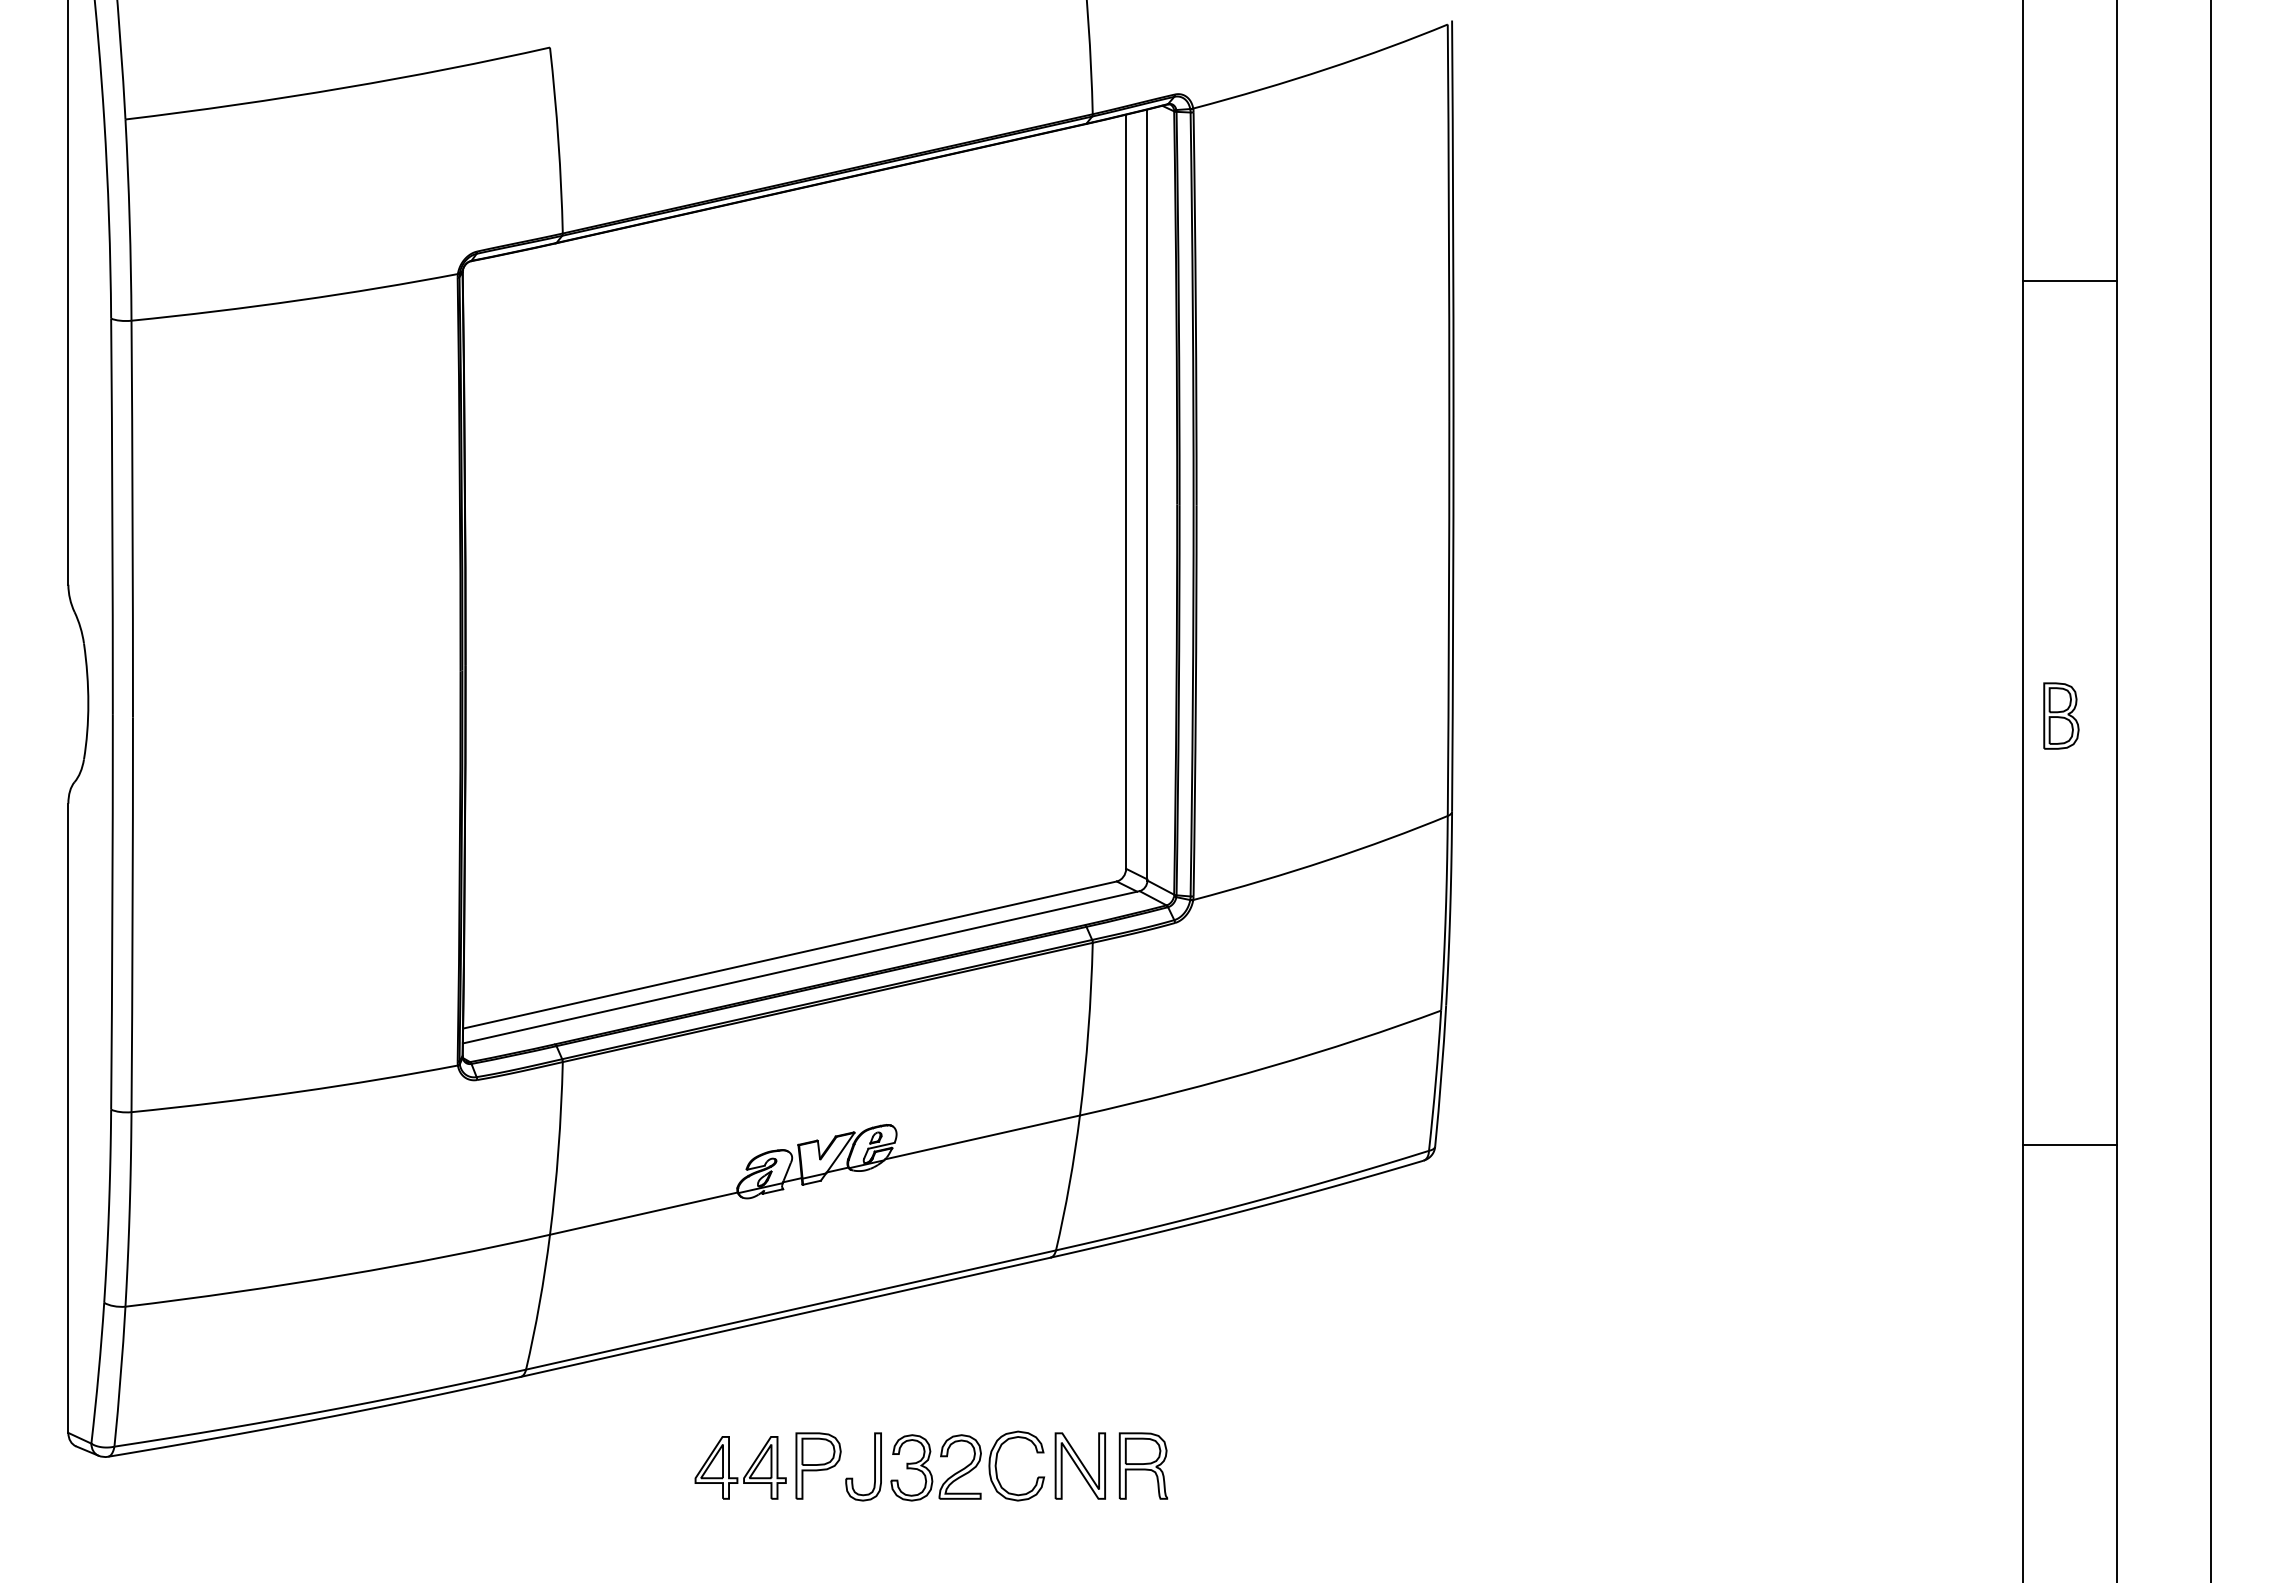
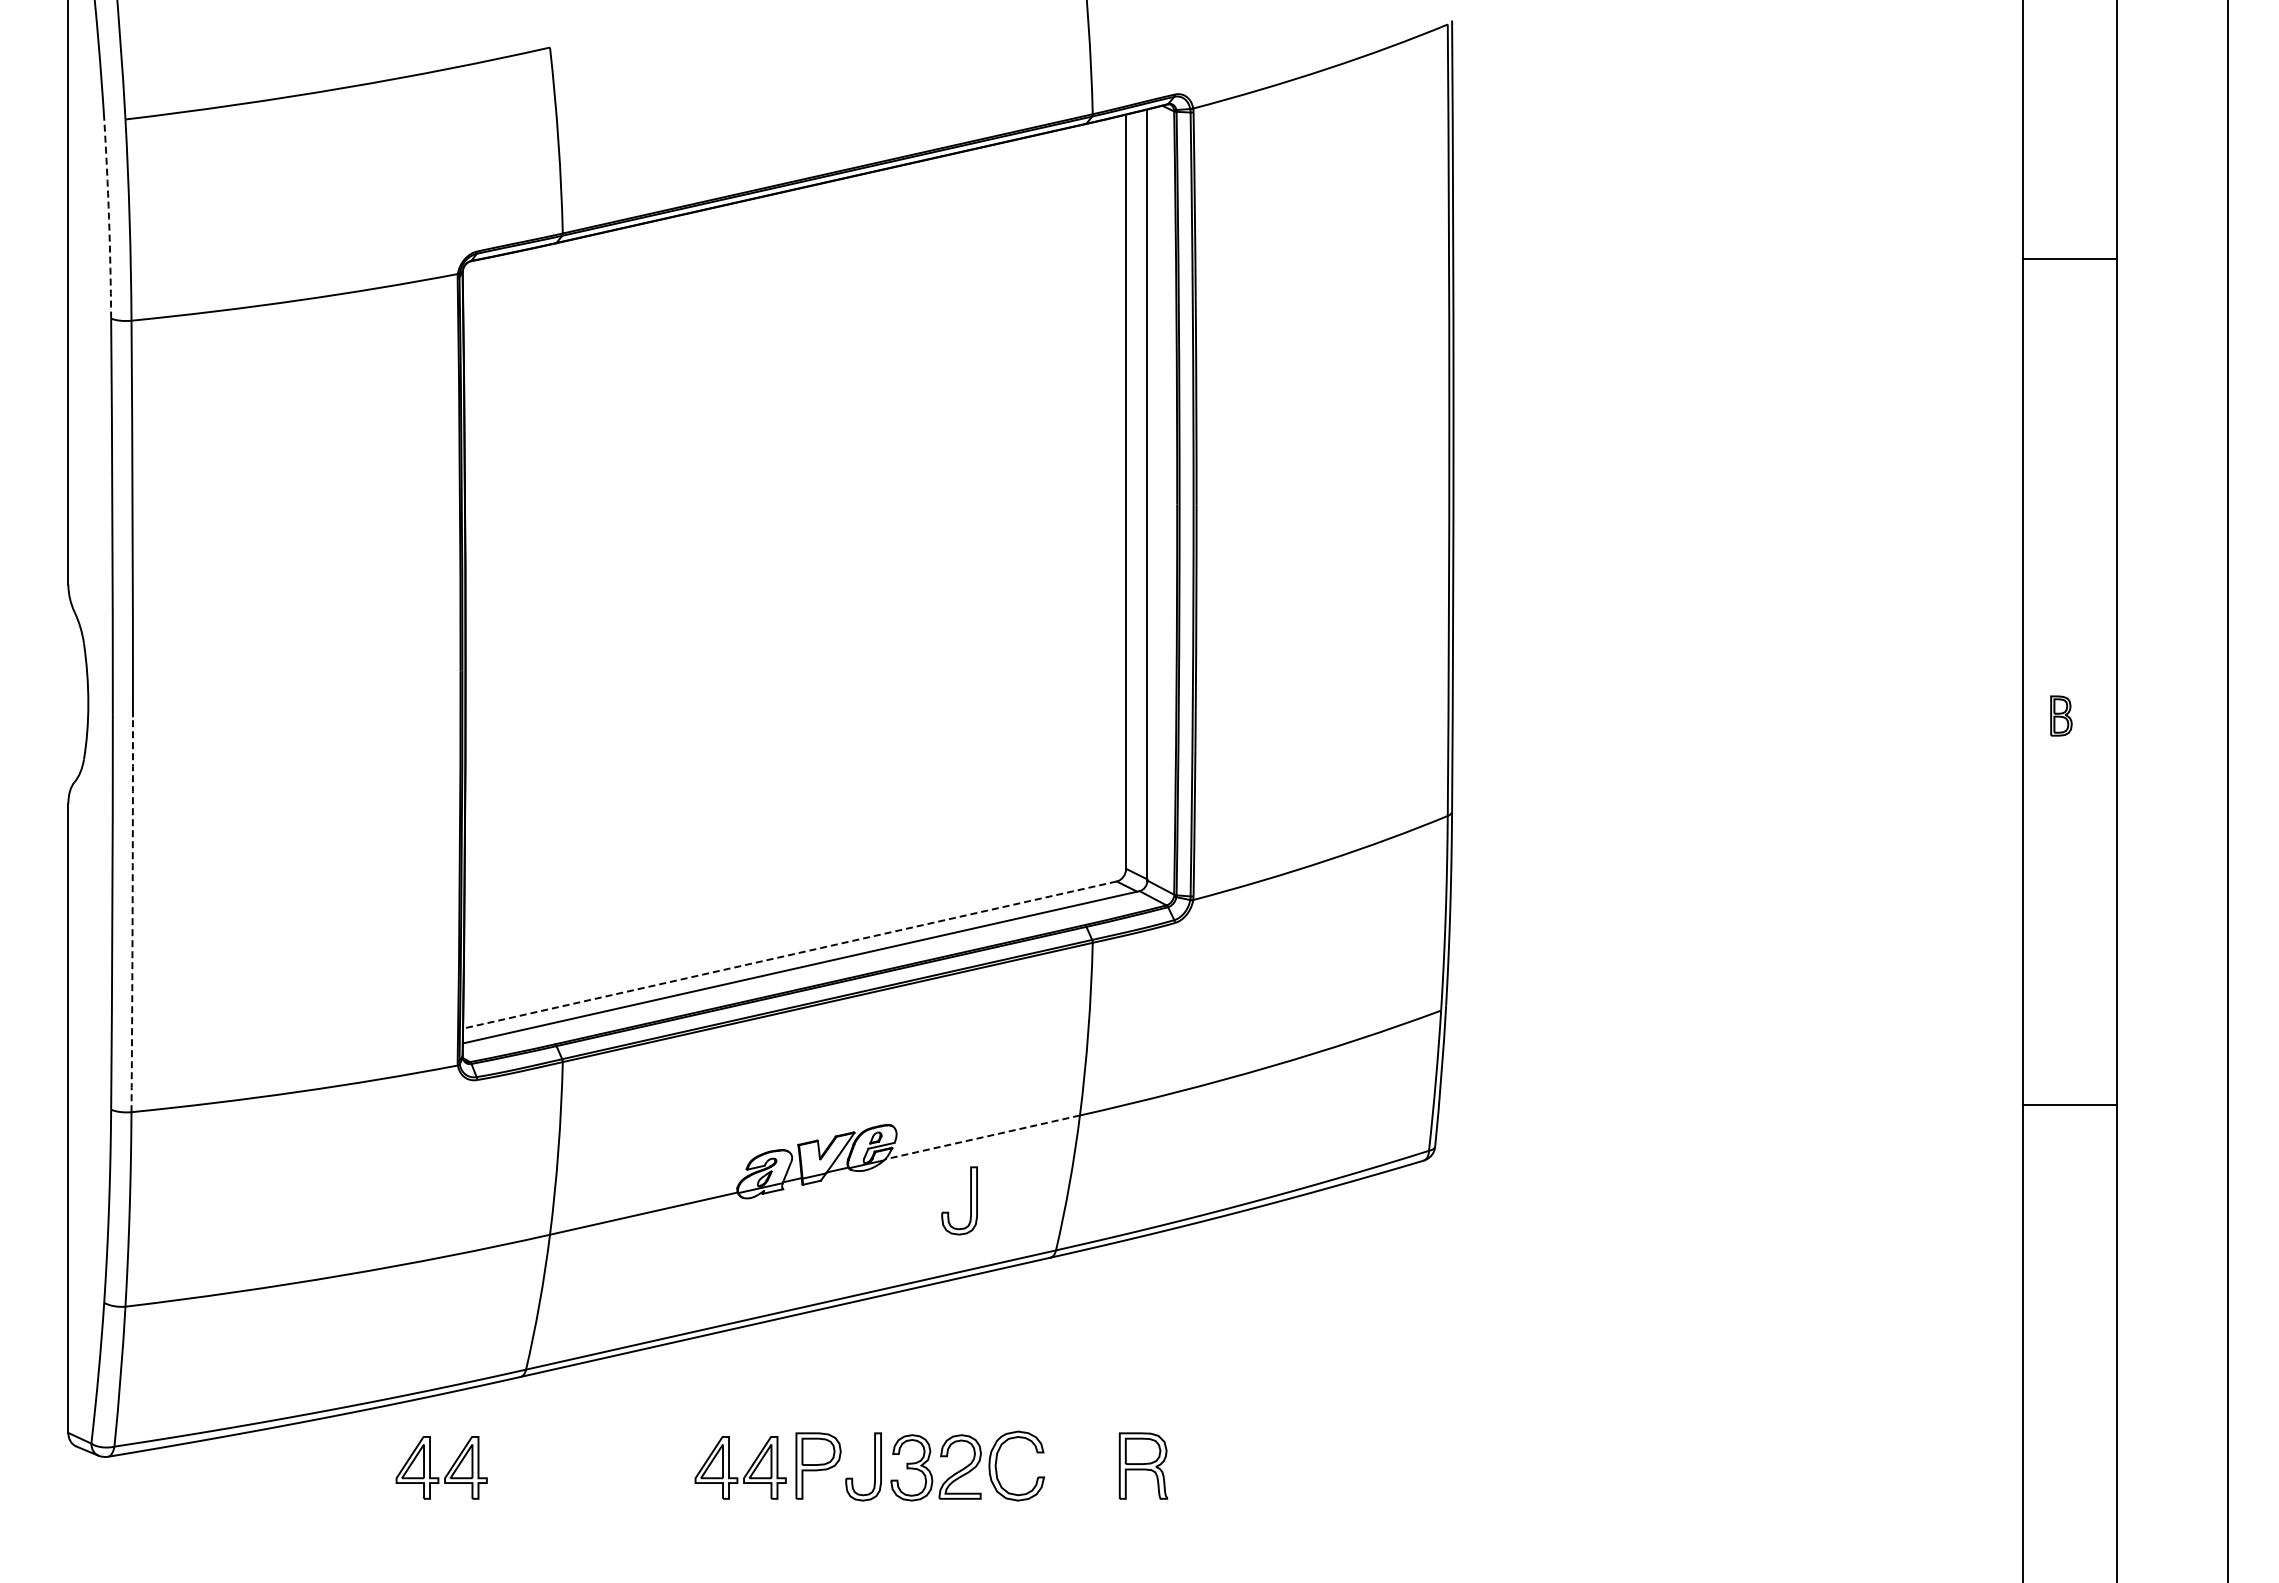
arc: solid -> dashed (109, 218)
line position: (2070, 280) -> (2070, 258) (2070, 258)
part size: 37x68 px -> 23x42 px (2061, 715)
line position: (2210, 790) -> (2227, 790) (2227, 790)
arc: solid -> dashed (132, 914)
line: solid -> dashed (789, 955)
line: solid -> dashed (982, 1137)
line position: (2070, 1144) -> (2070, 1104) (2070, 1104)
part: none -> present (970, 1200)
part: present -> none (1079, 1465)
part: none -> present (447, 1472)
